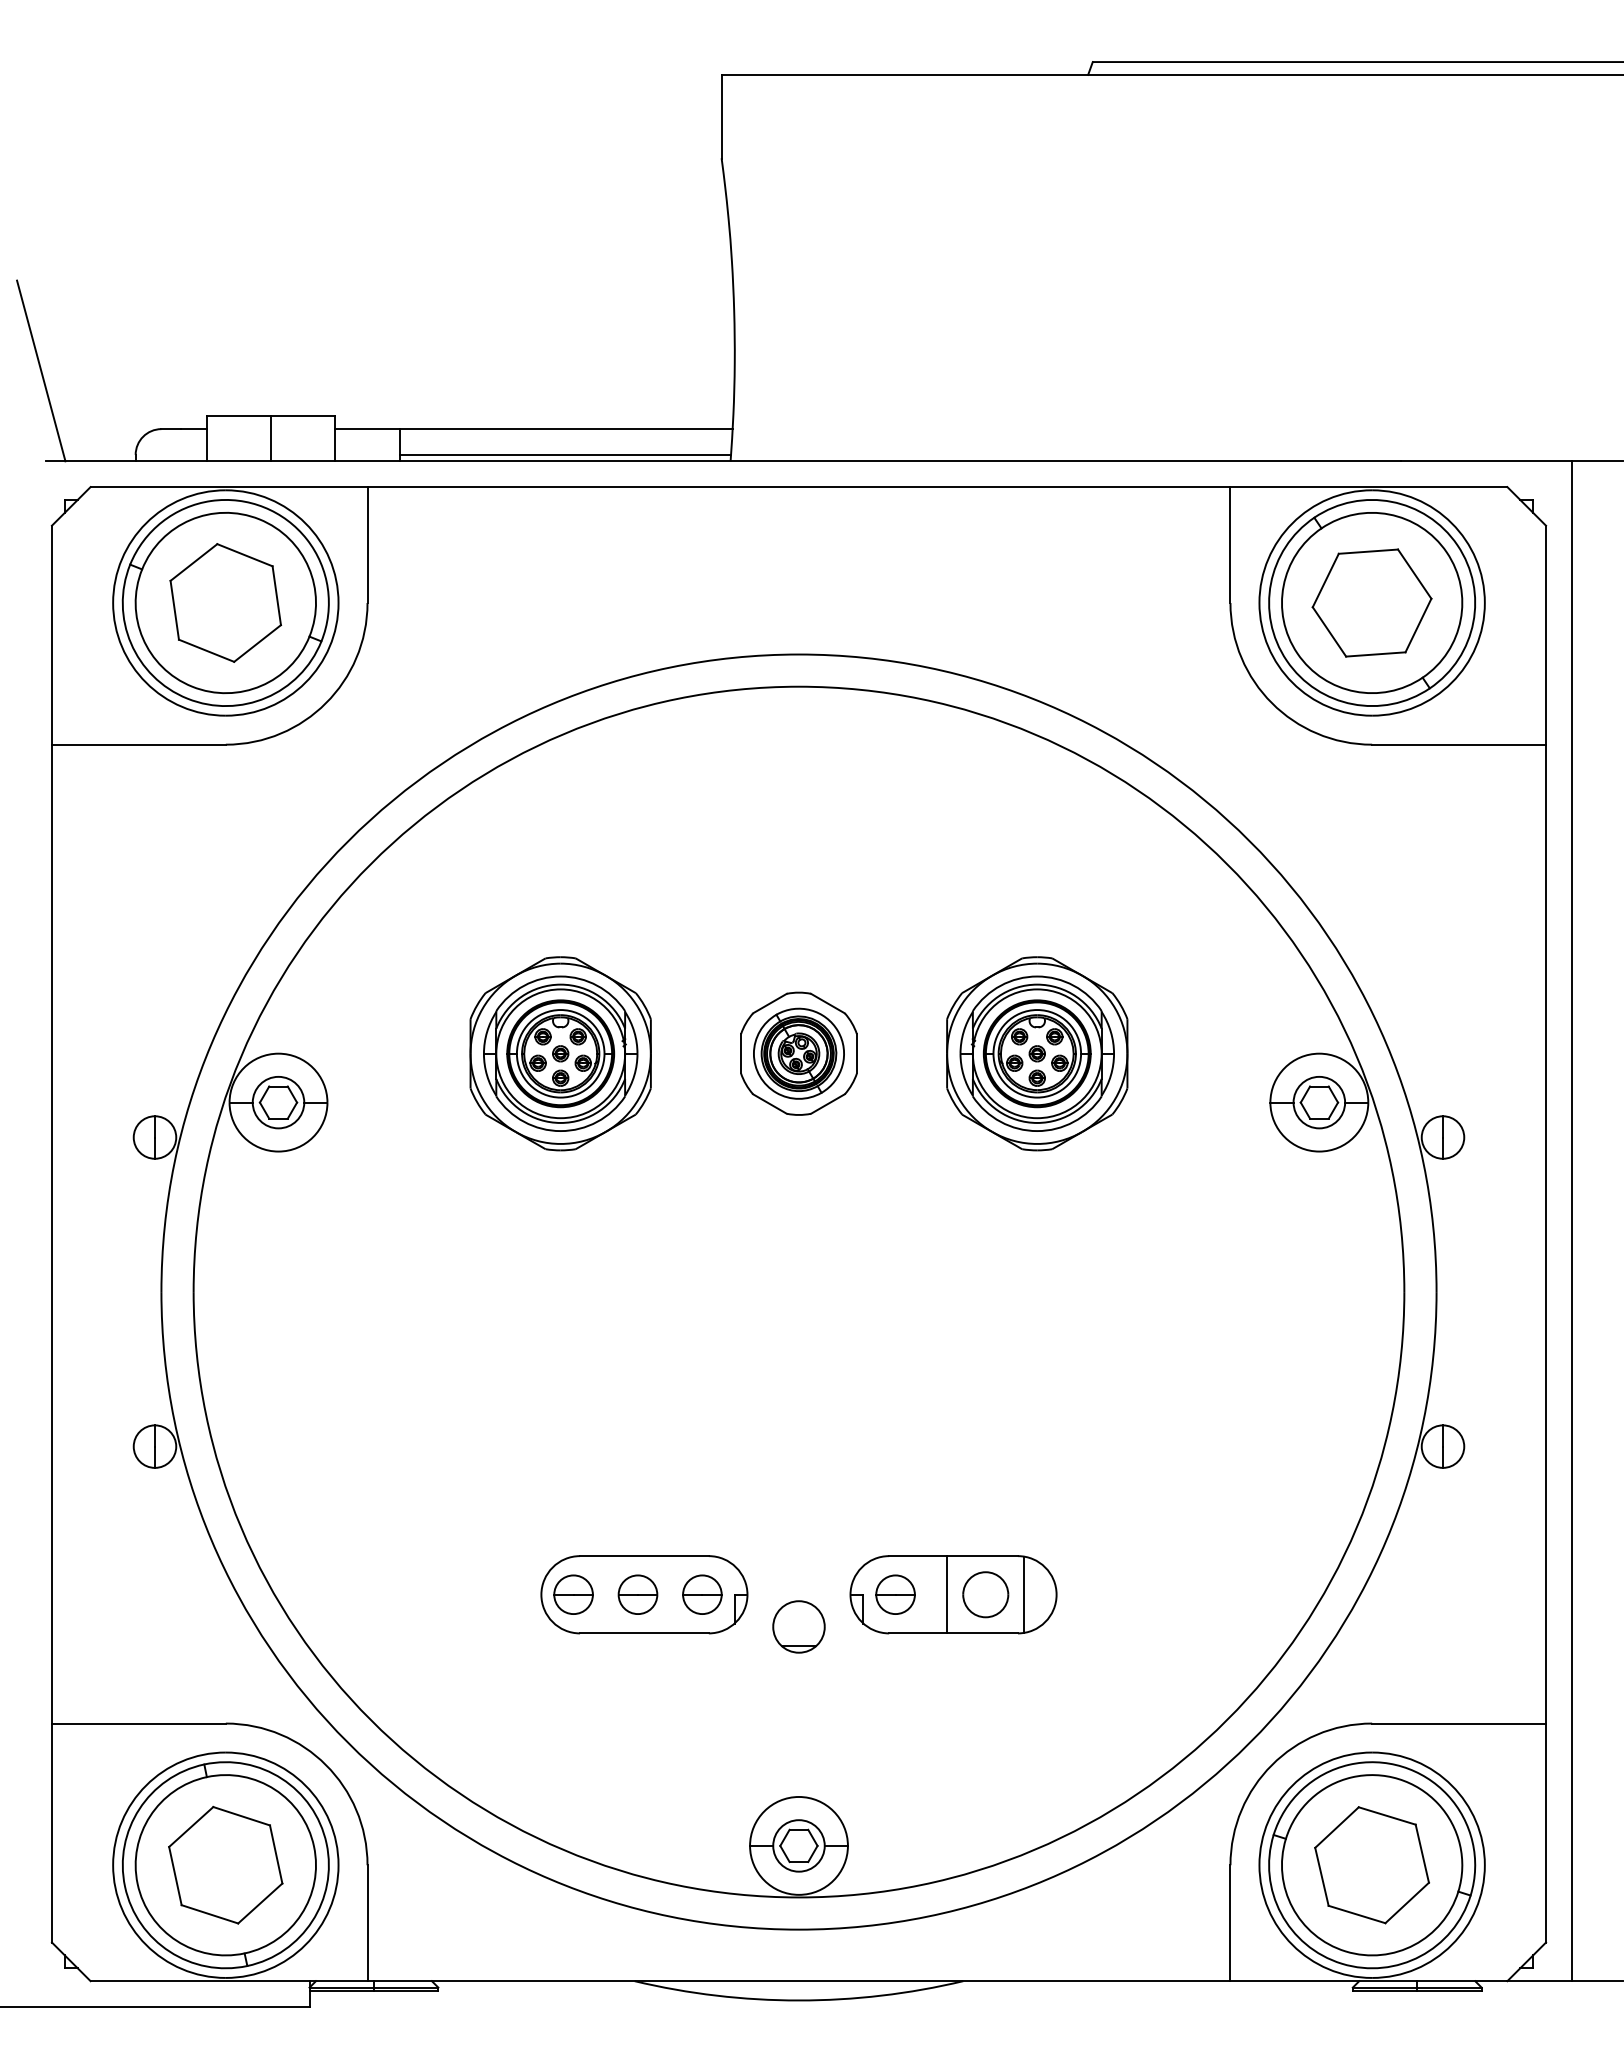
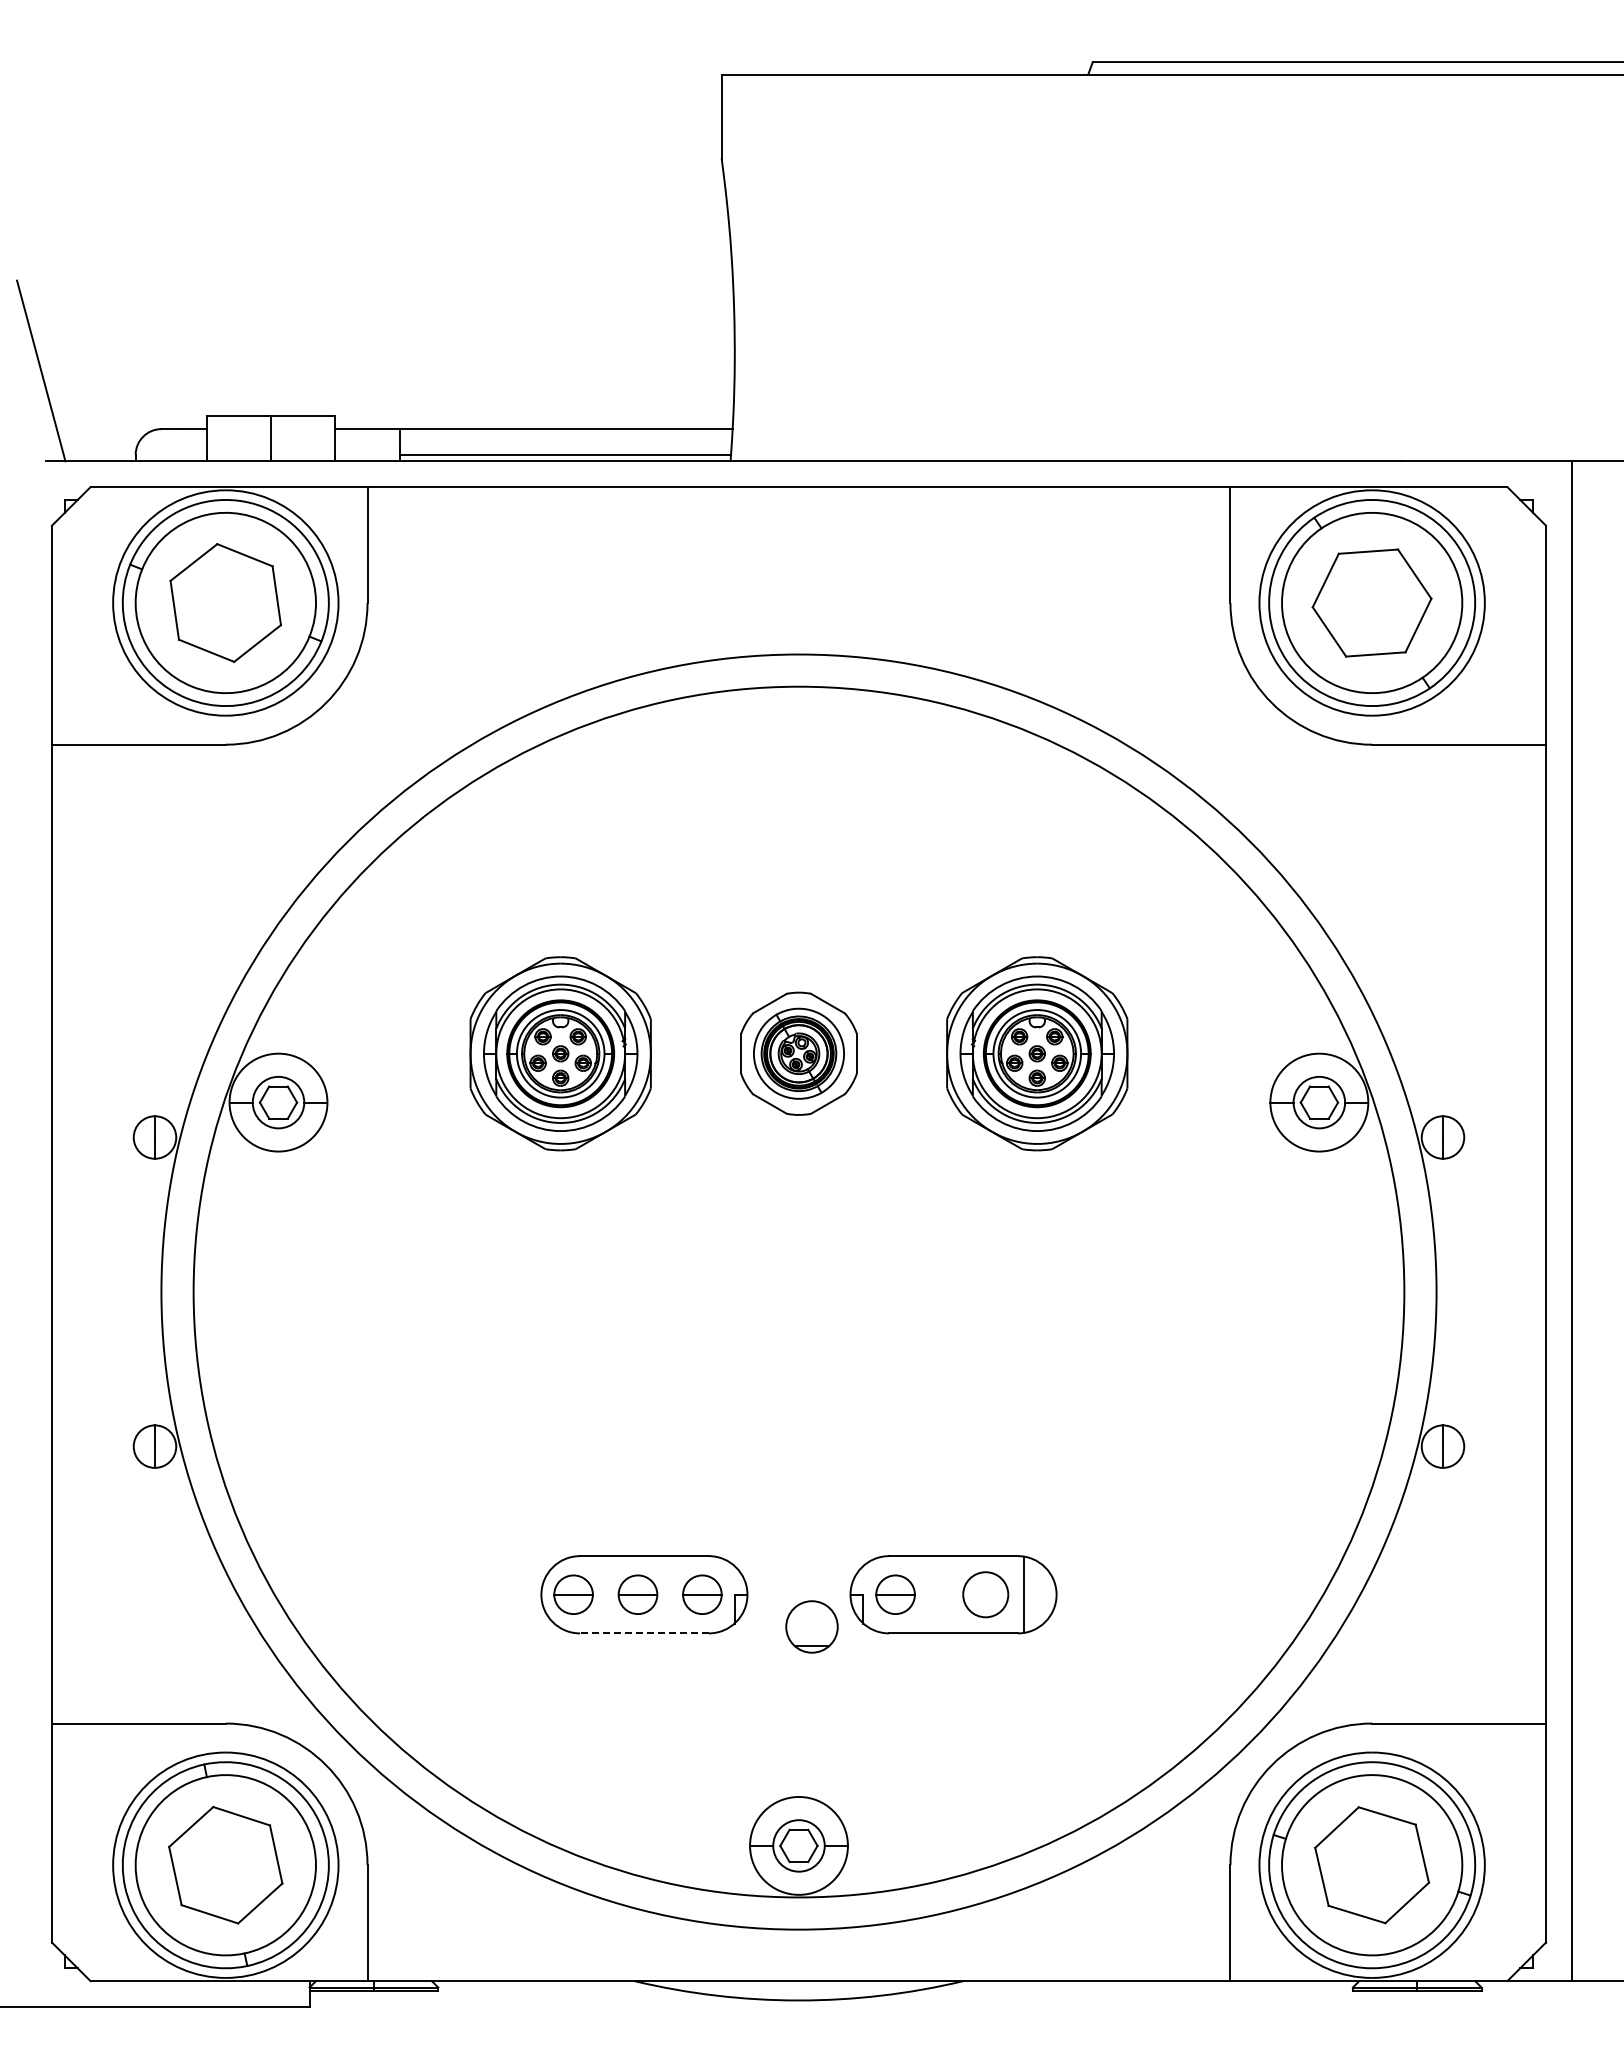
line: present -> none (947, 1594)
part position: (798, 1626) -> (811, 1626) (811, 1626)
line: solid -> dashed (643, 1633)
